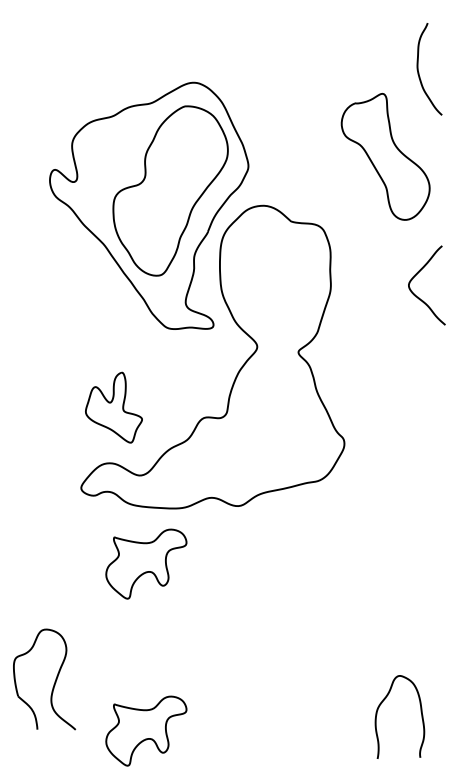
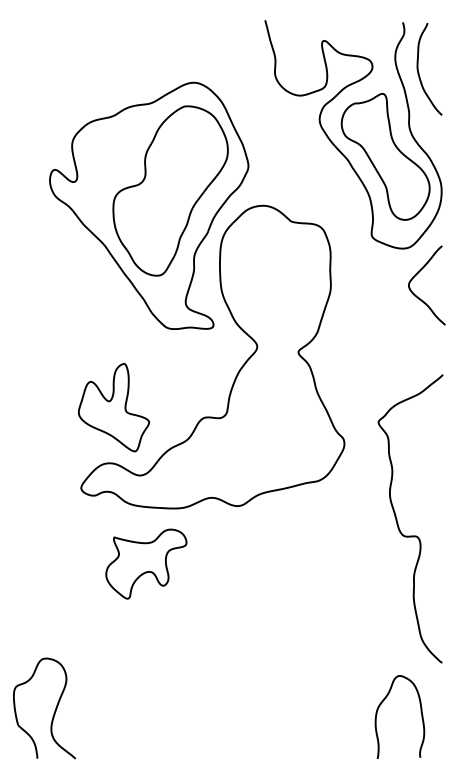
part: none -> present (338, 148)
part size: 58x73 px -> 72x90 px (113, 407)
curve: none -> present (398, 523)
part position: (54, 681) -> (54, 710) (54, 710)
part: present -> none (146, 730)
